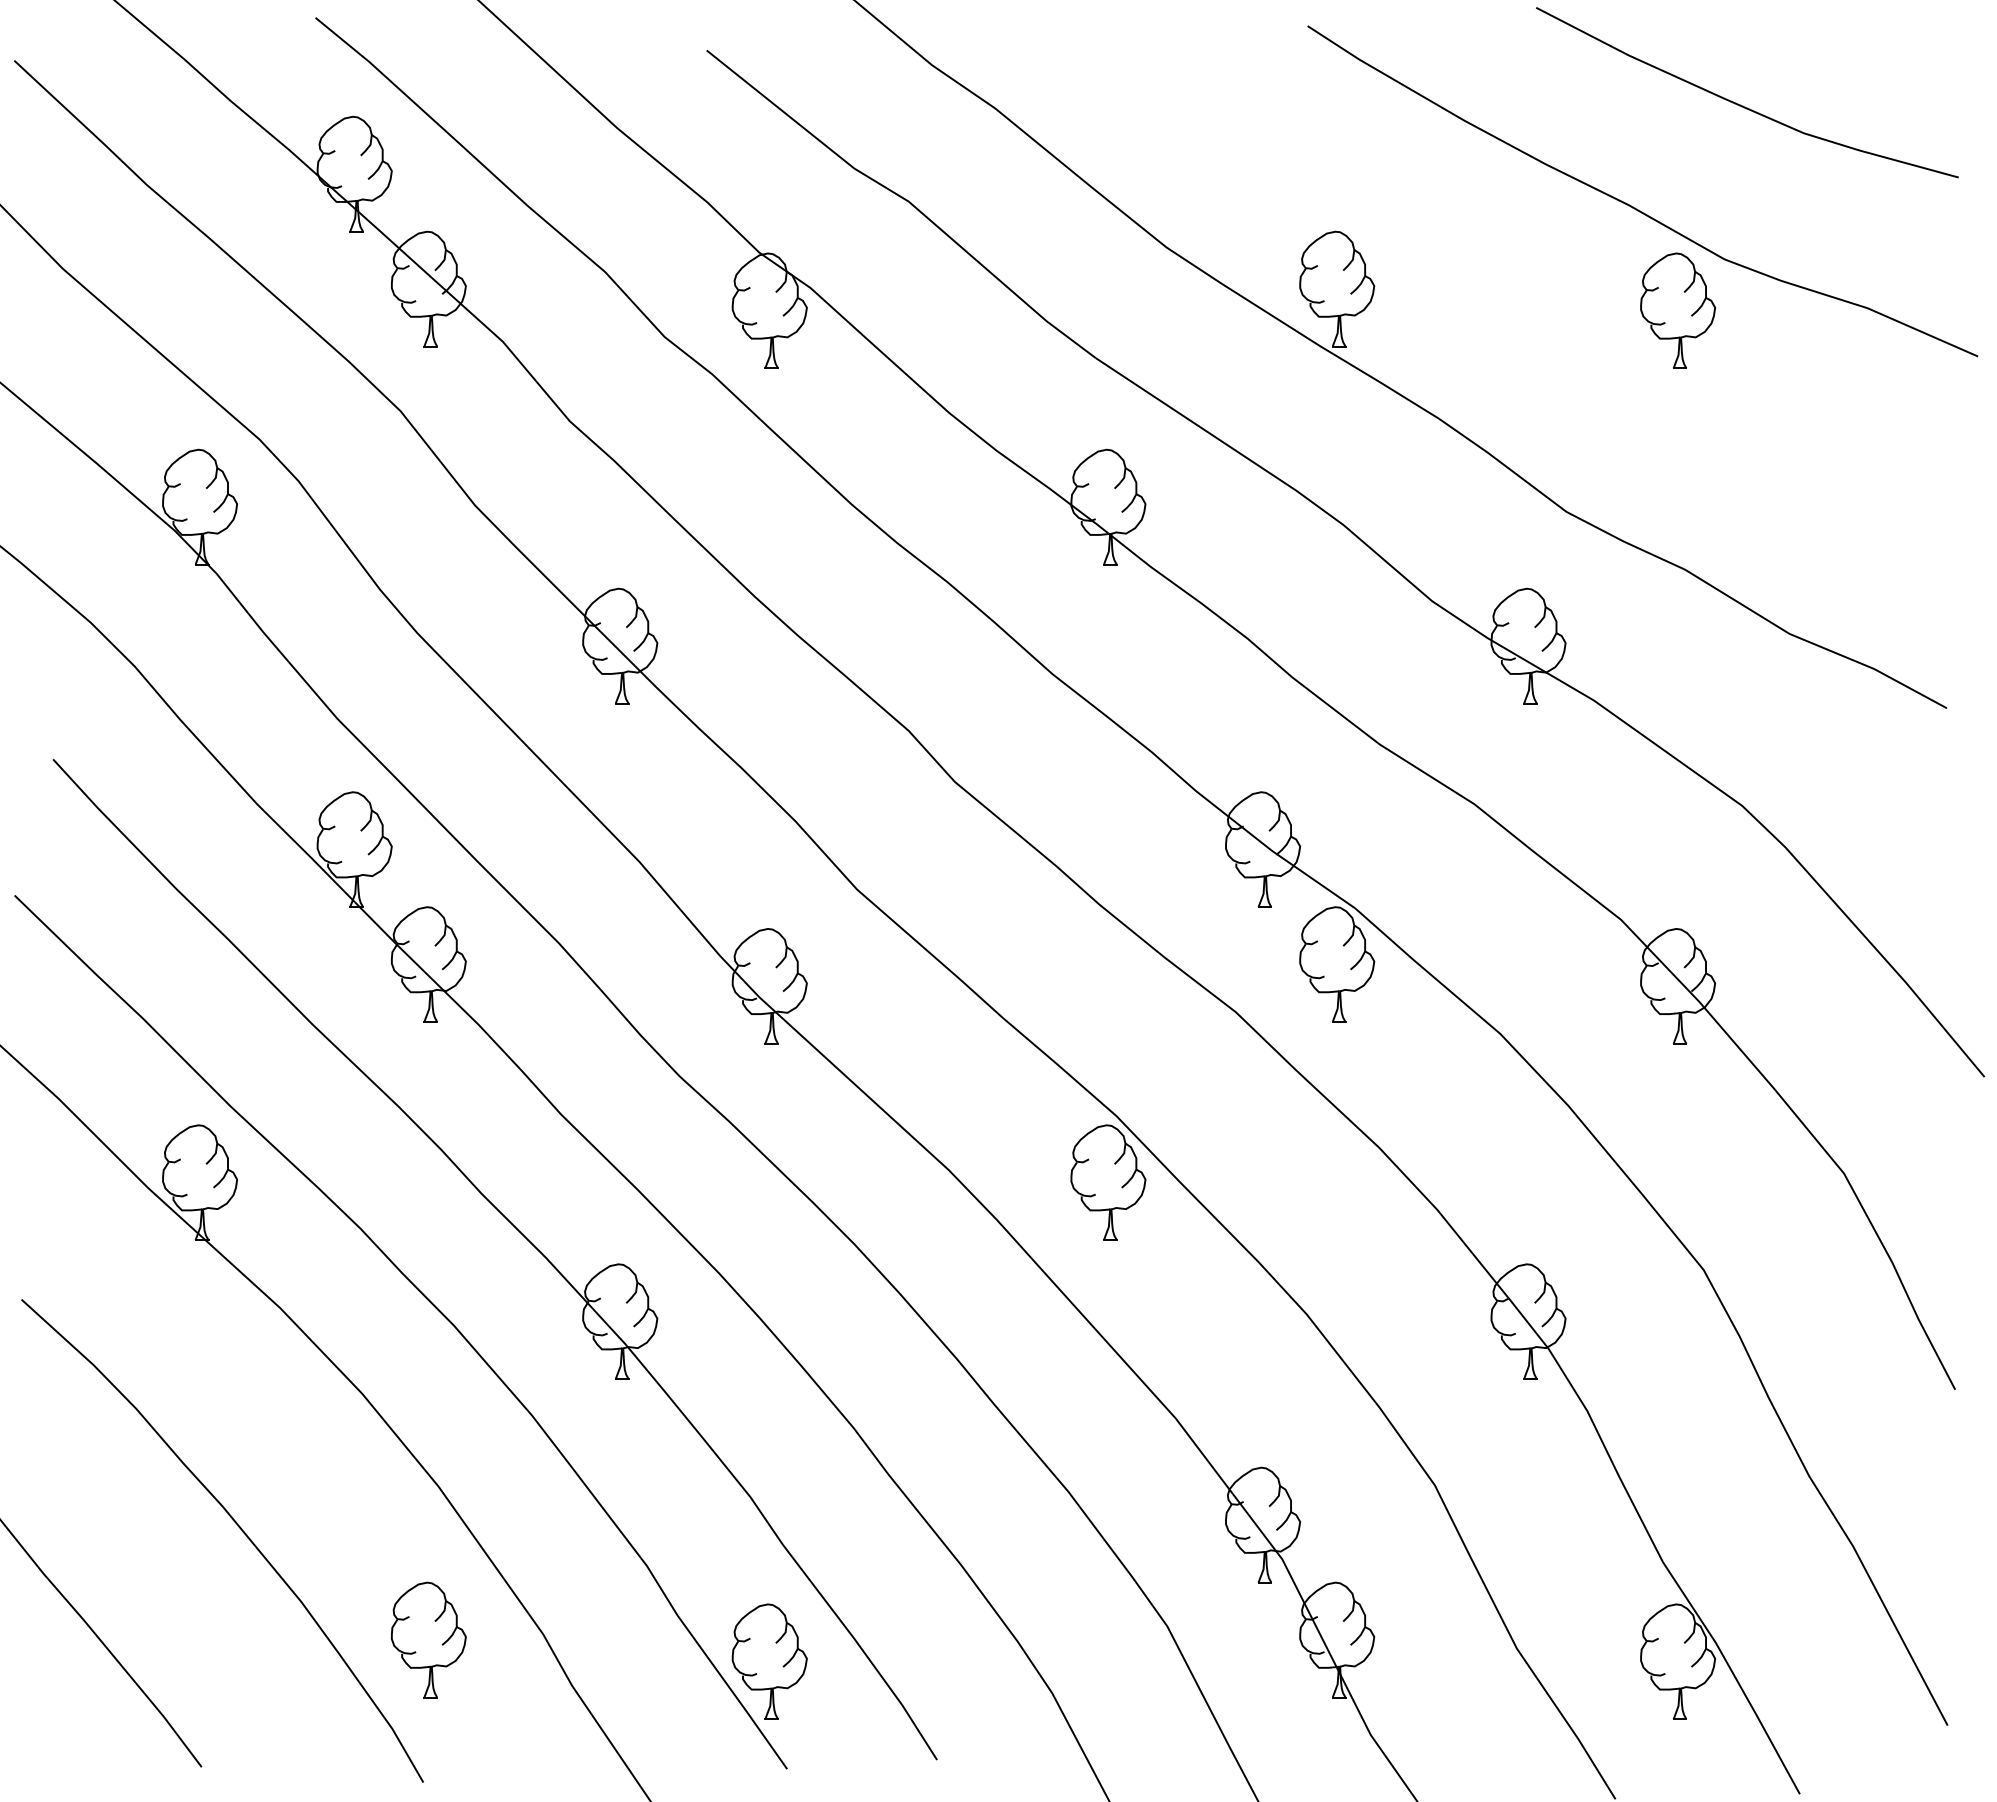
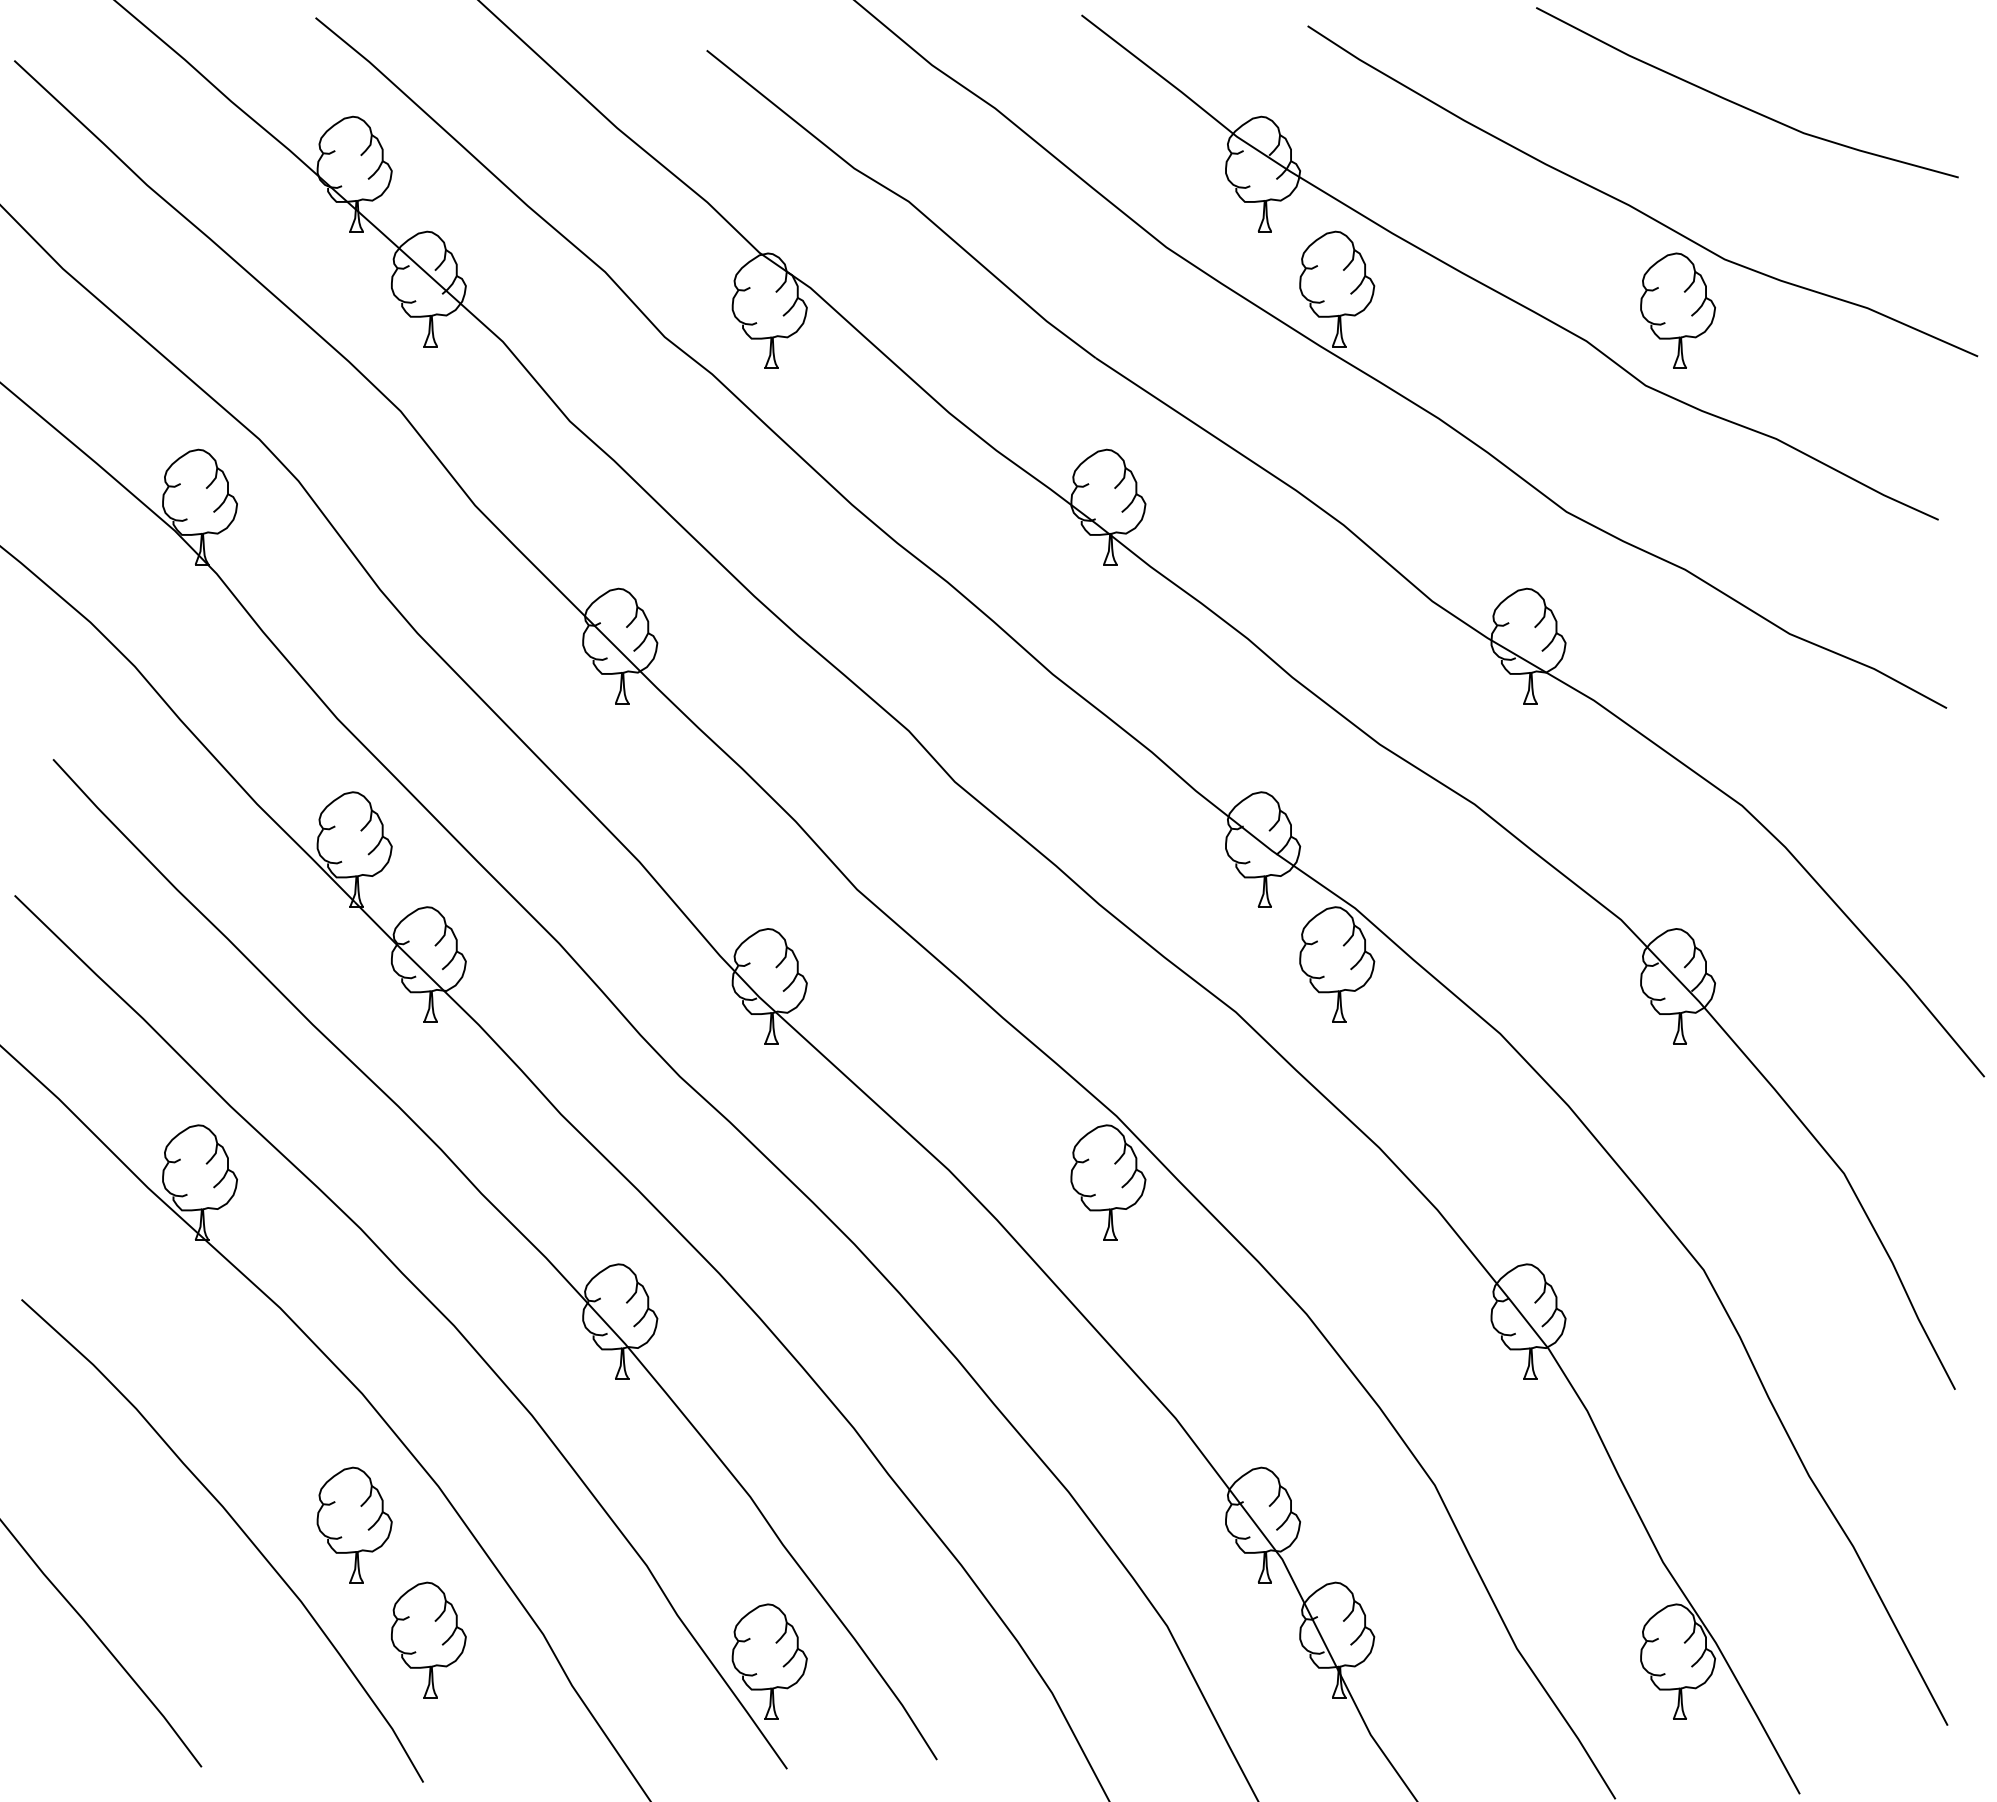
part: none -> present (1495, 289)
part: none -> present (354, 1524)
